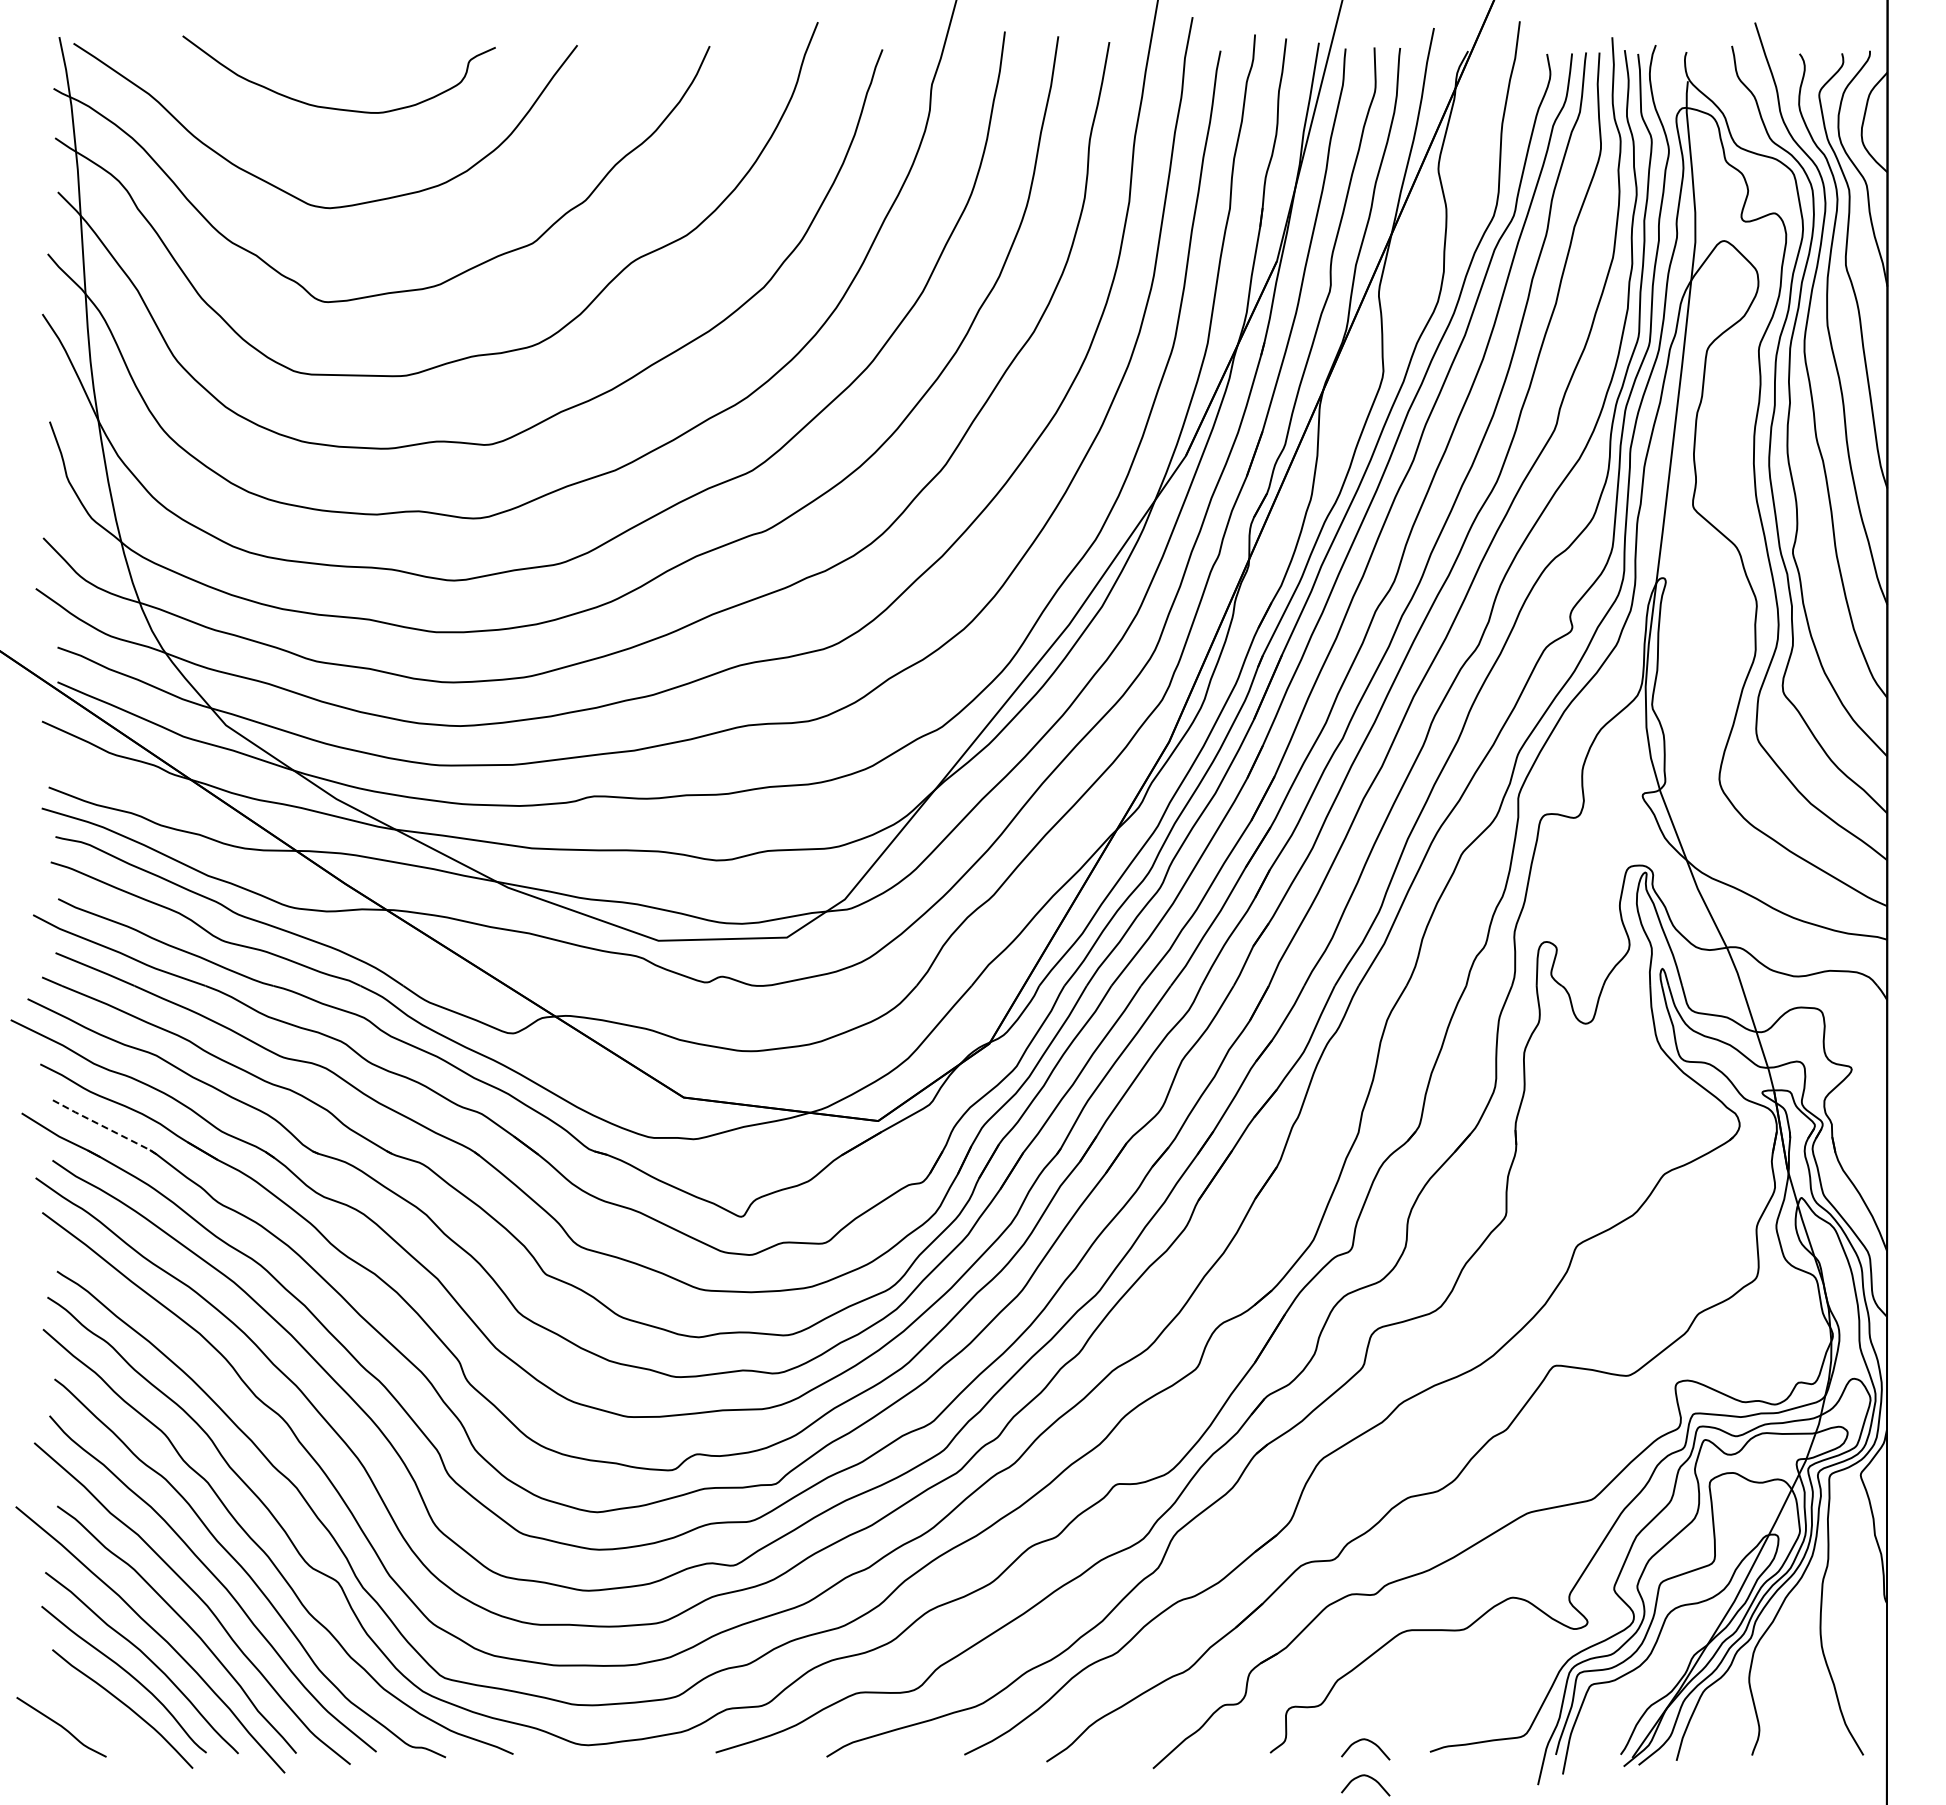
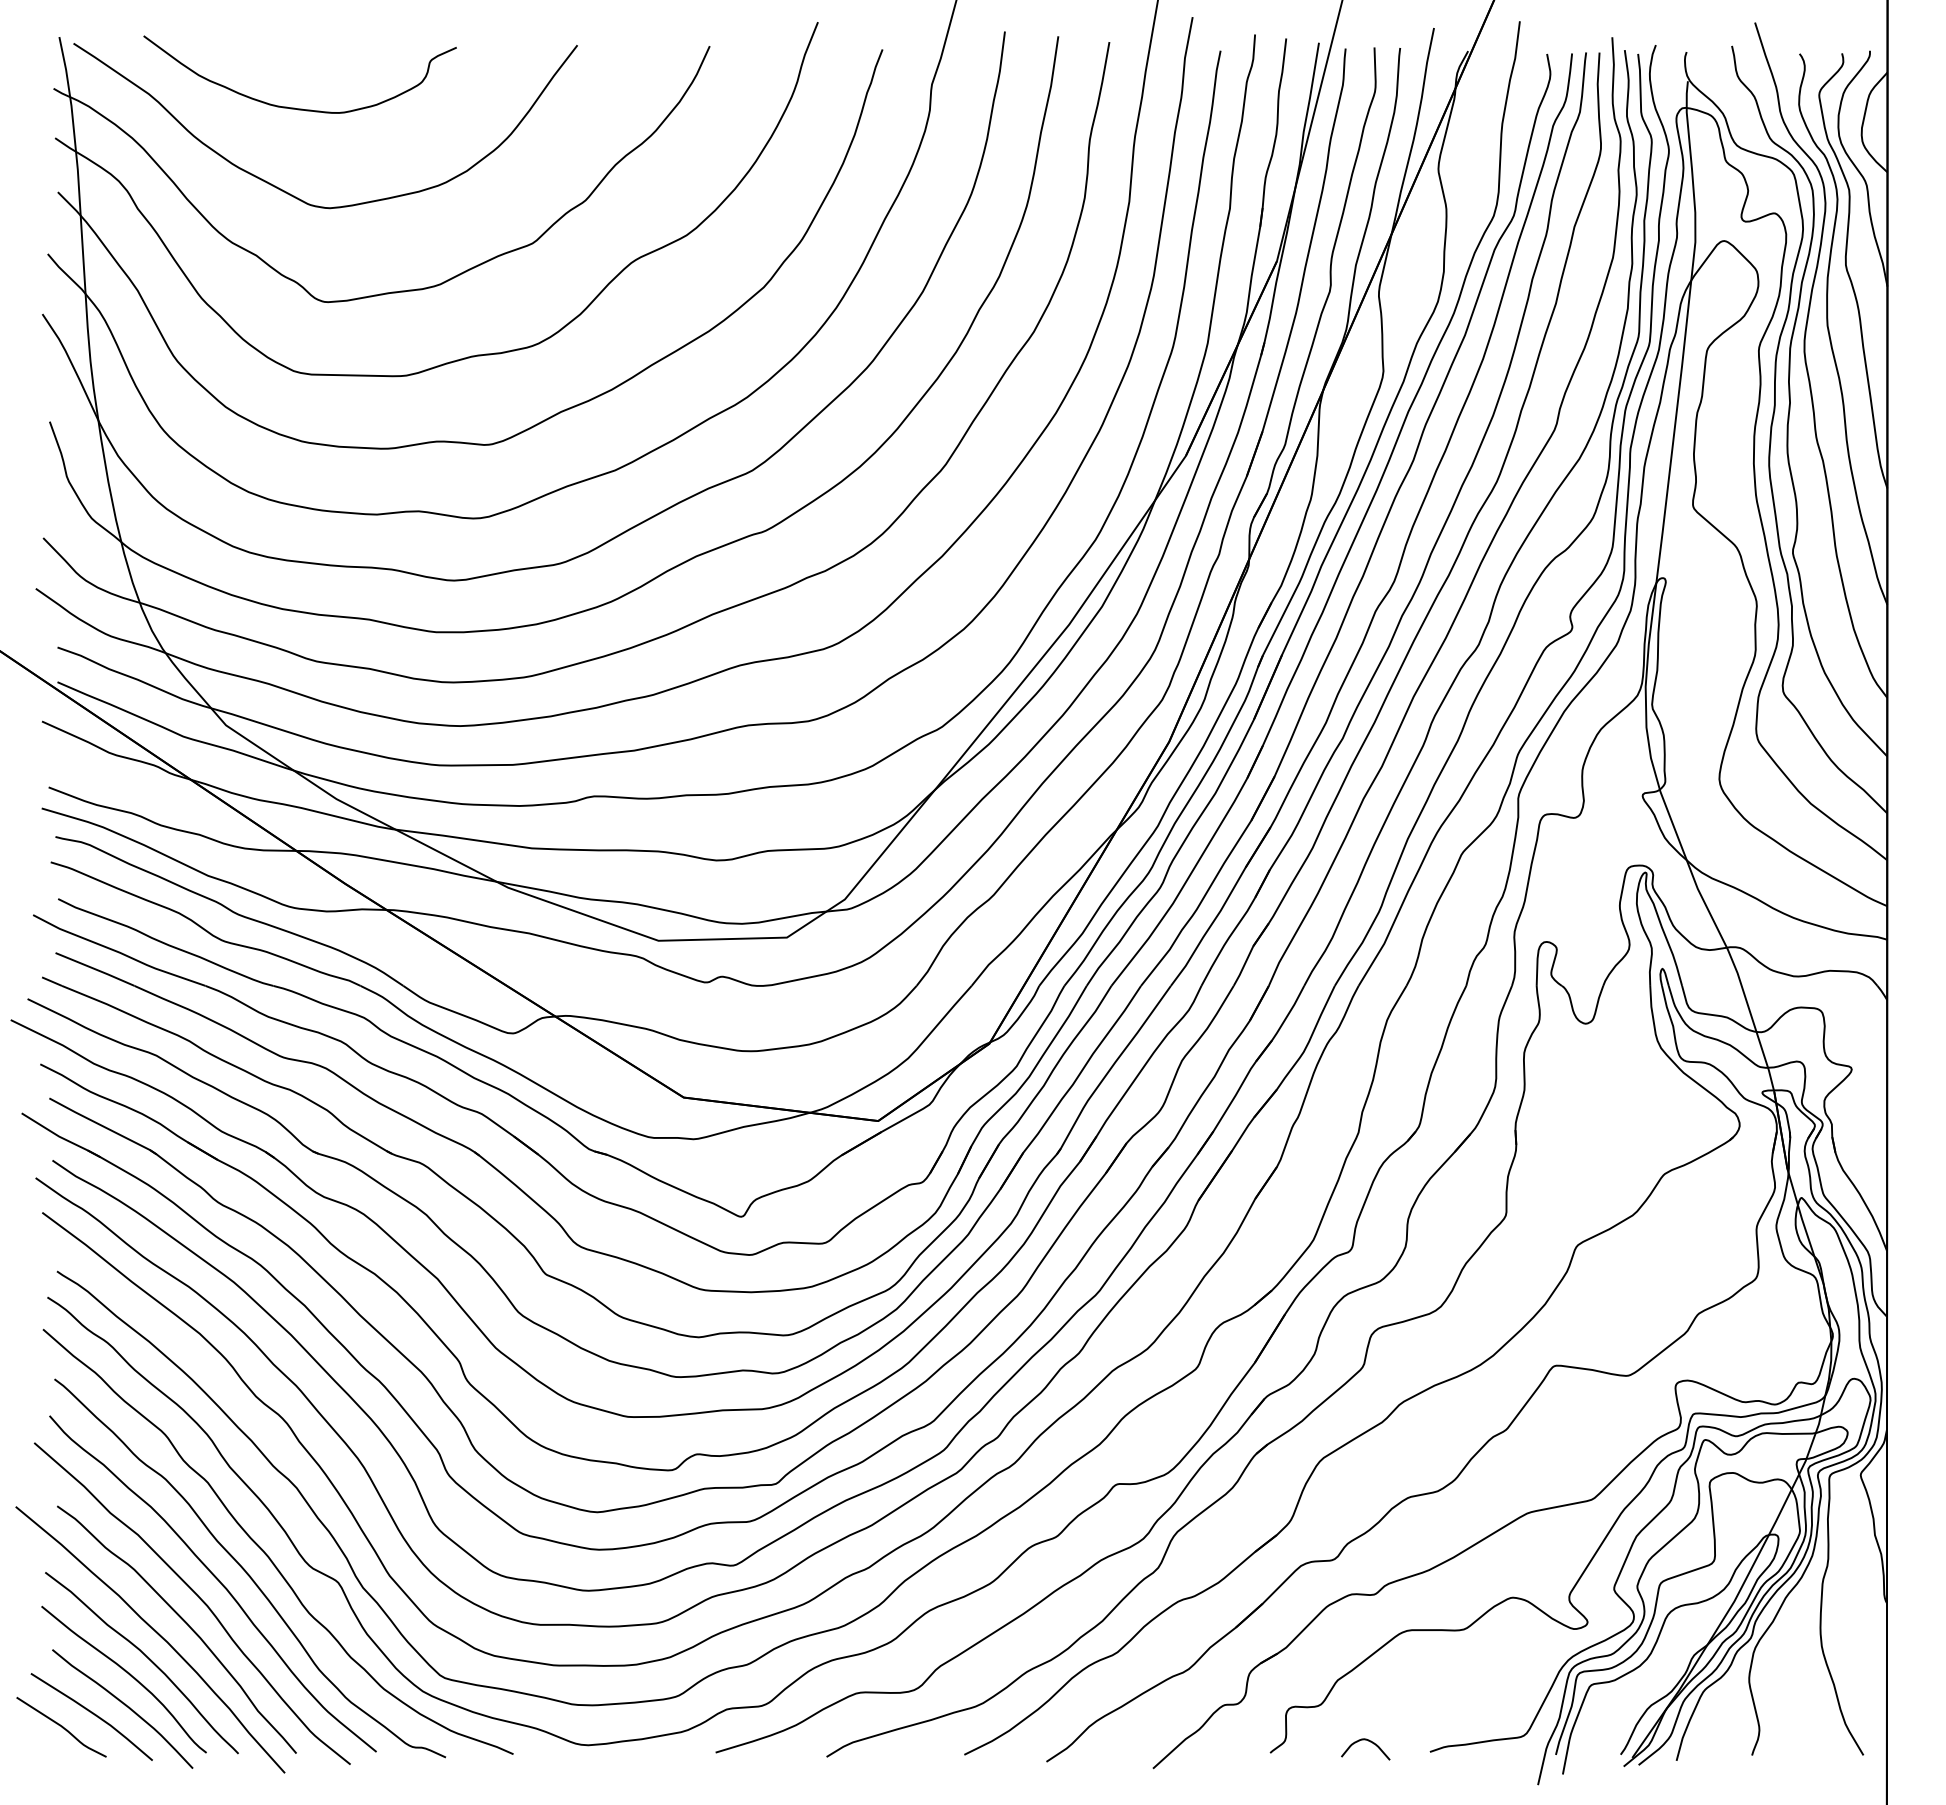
curve position: (333, 107) -> (294, 107) (294, 107)
line: dashed -> solid (102, 1126)
curve: none -> present (92, 1714)
curve: present -> none (1368, 1777)
